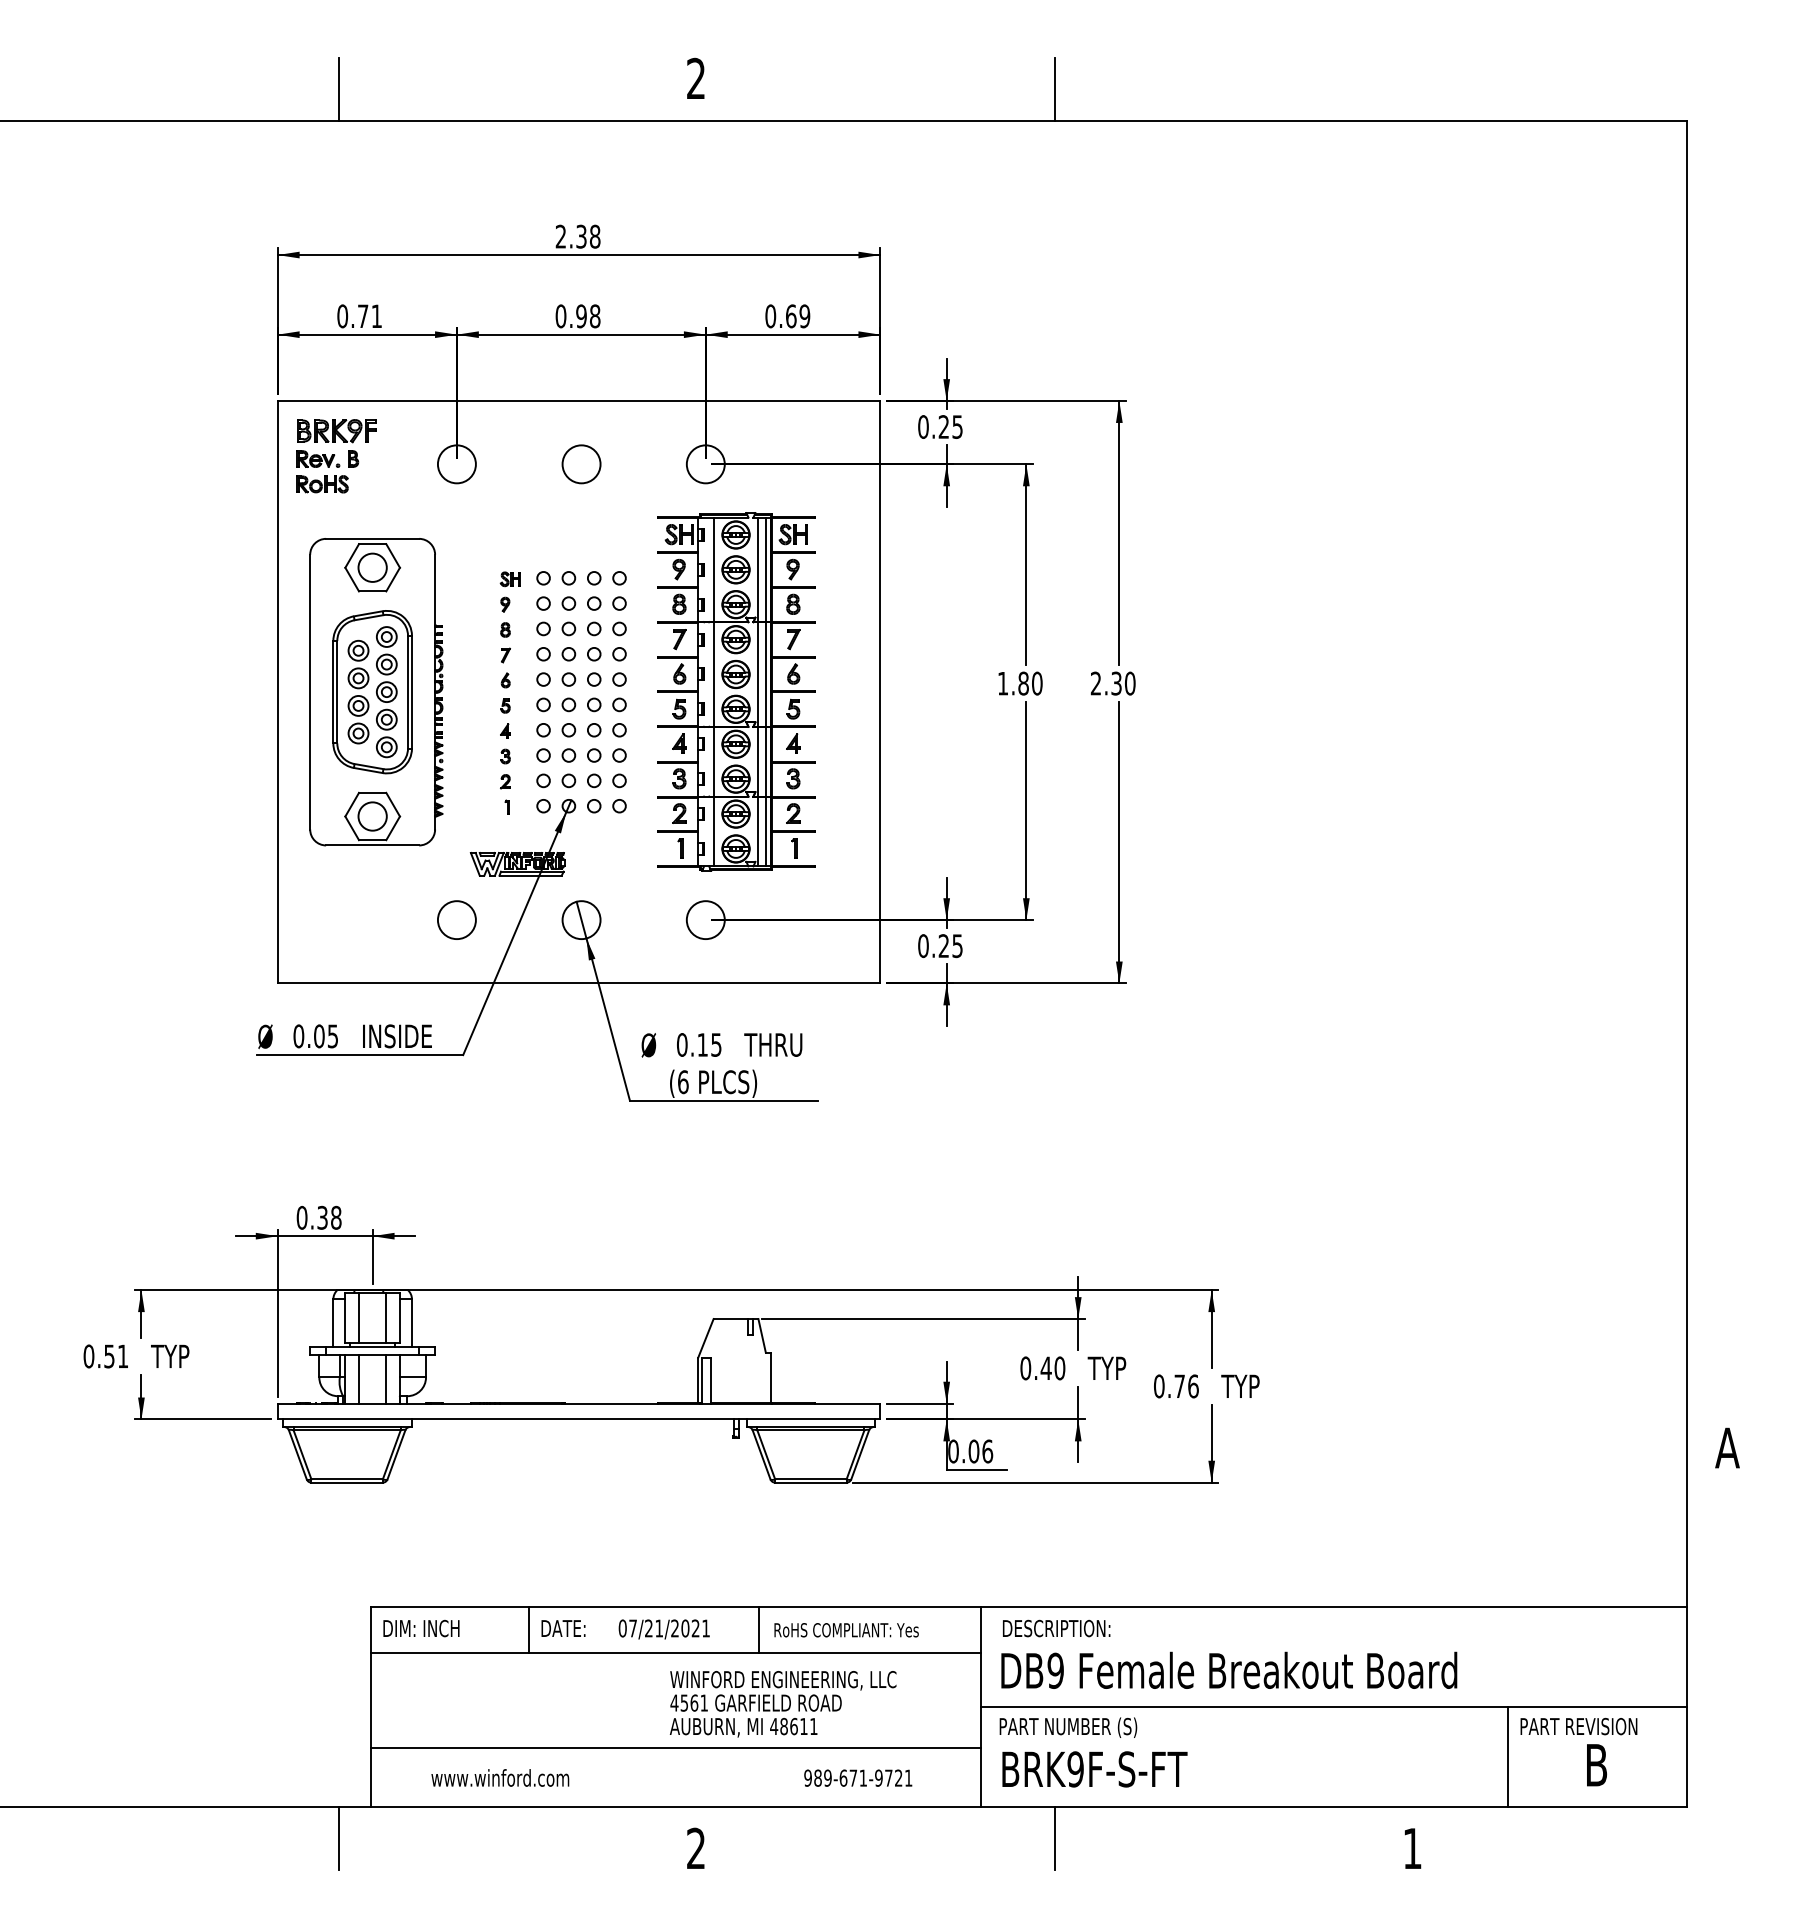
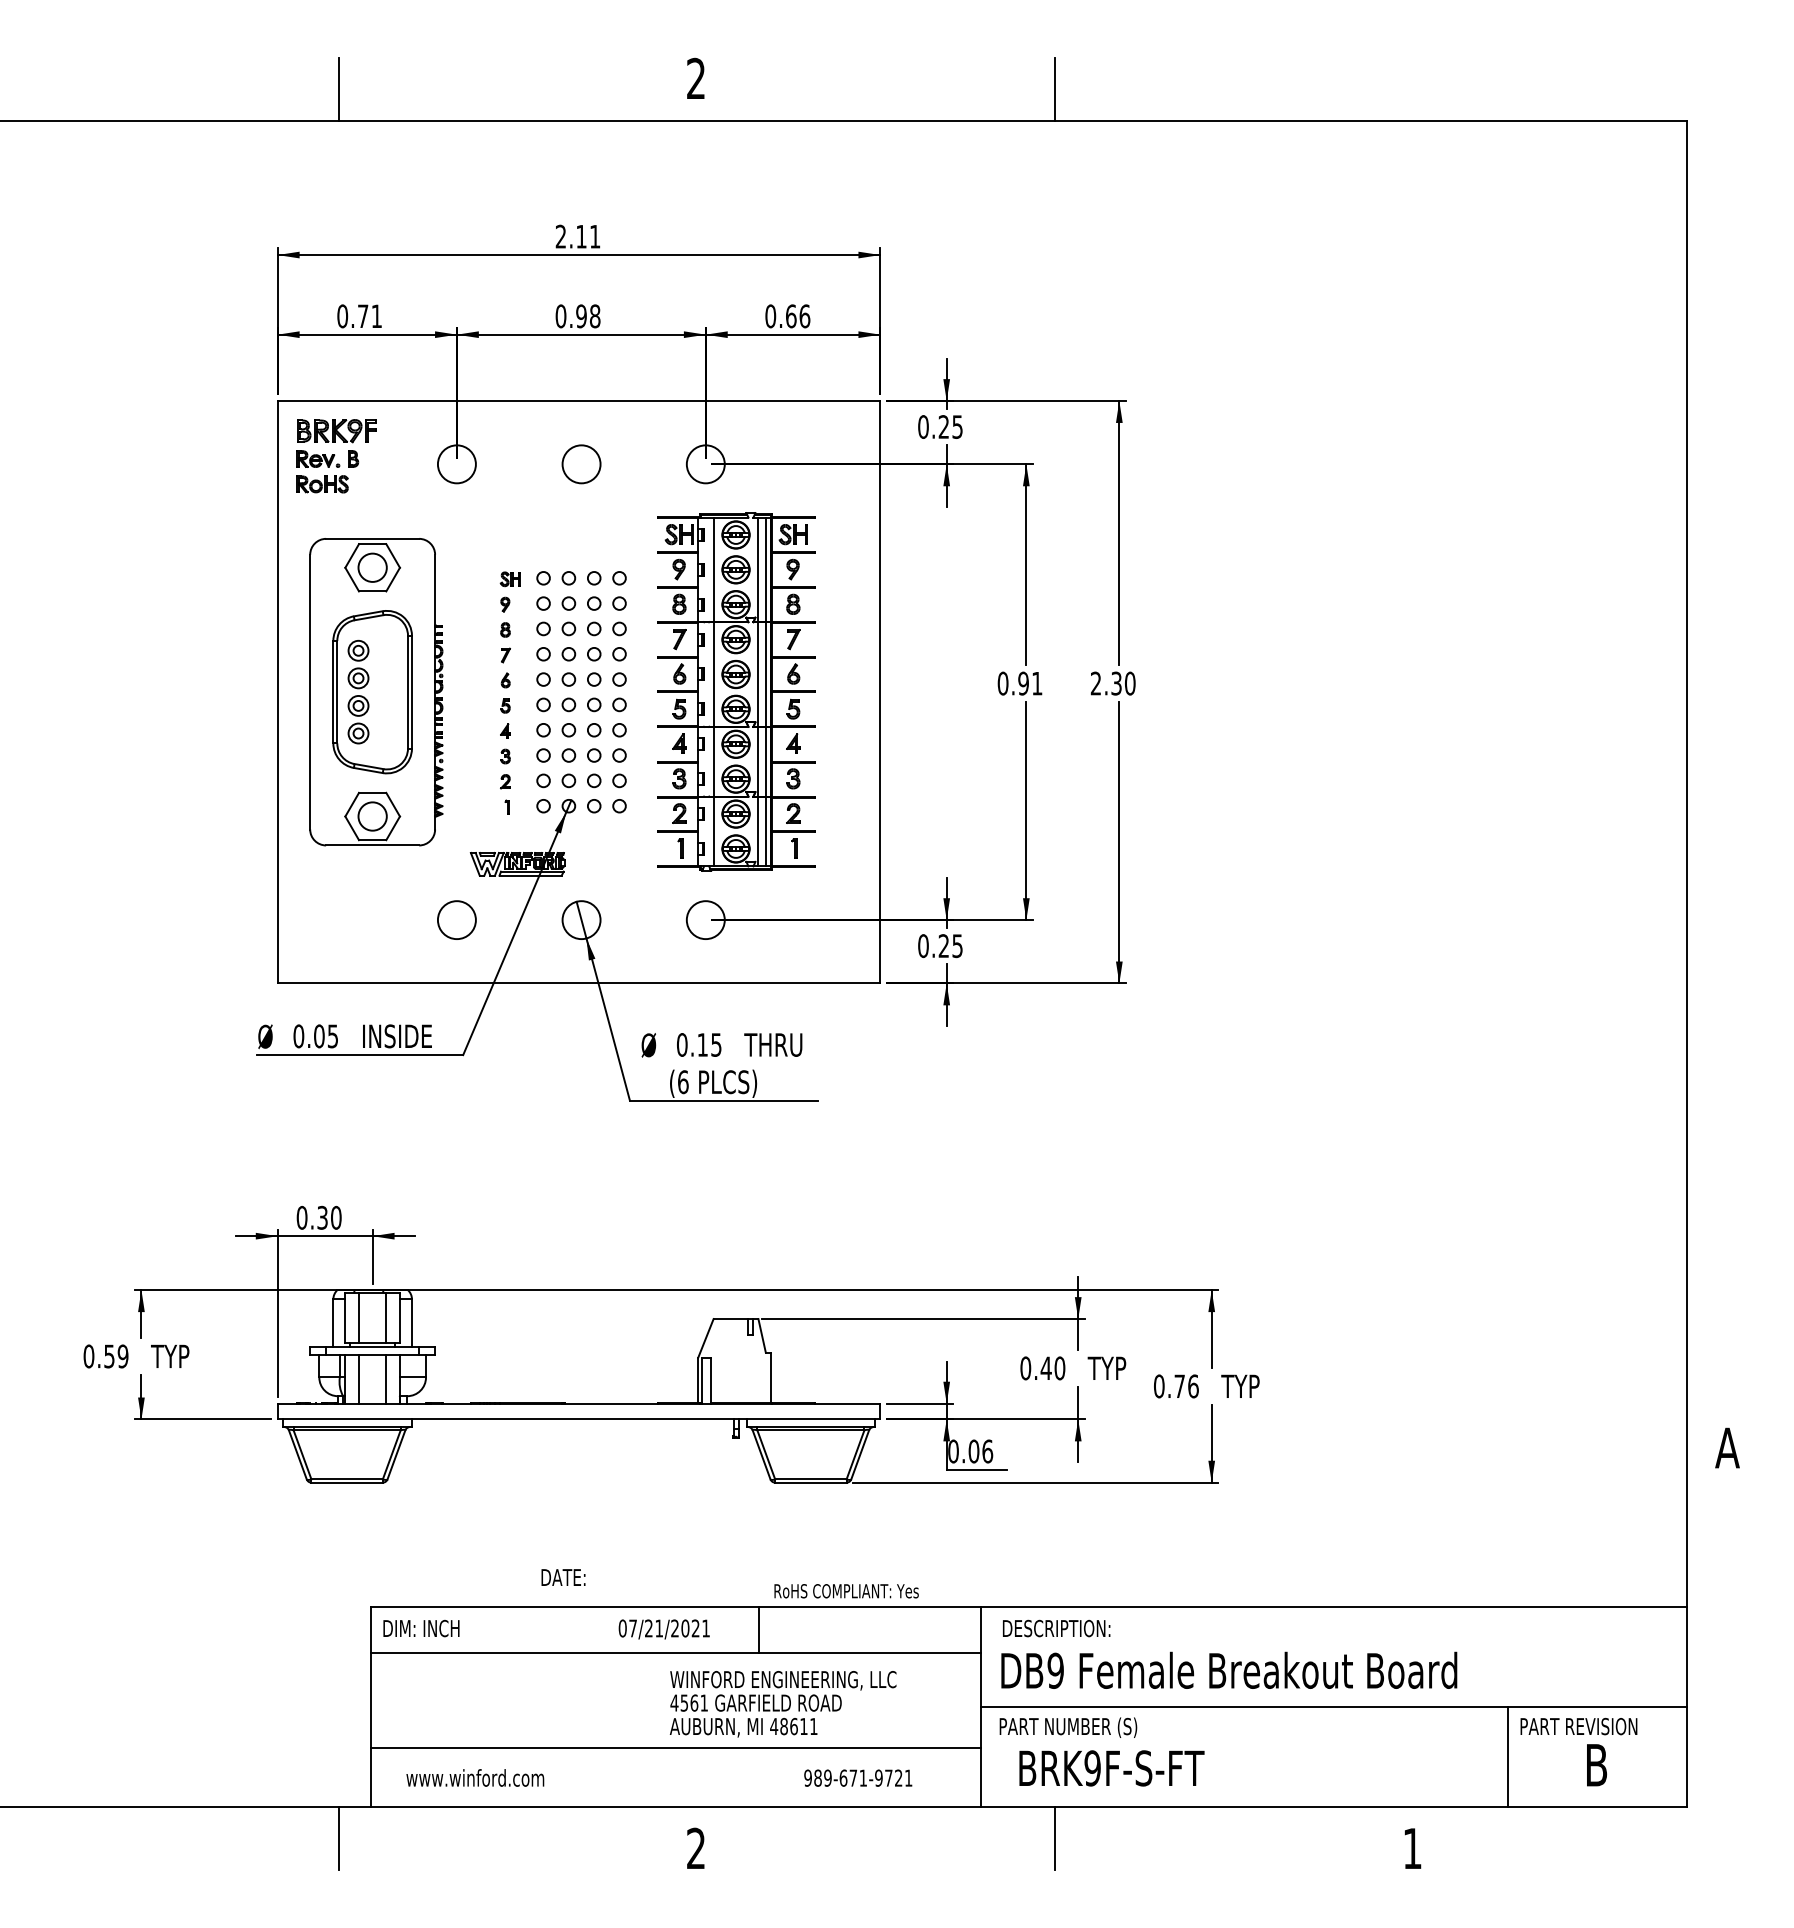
text: 2.38 -> 2.11 (588, 236)
text: 0.69 -> 0.66 (804, 316)
text: 1.80 -> 0.91 (1019, 683)
part: present -> none (386, 692)
text: 0.38 -> 0.30 (336, 1217)
text: 0.51 -> 0.59 (122, 1356)
text position: (563, 1628) -> (563, 1577) (563, 1577)
line: present -> none (528, 1630)
text position: (846, 1630) -> (846, 1591) (846, 1591)
text position: (1094, 1769) -> (1111, 1768) (1111, 1768)
text position: (500, 1777) -> (475, 1777) (475, 1777)
